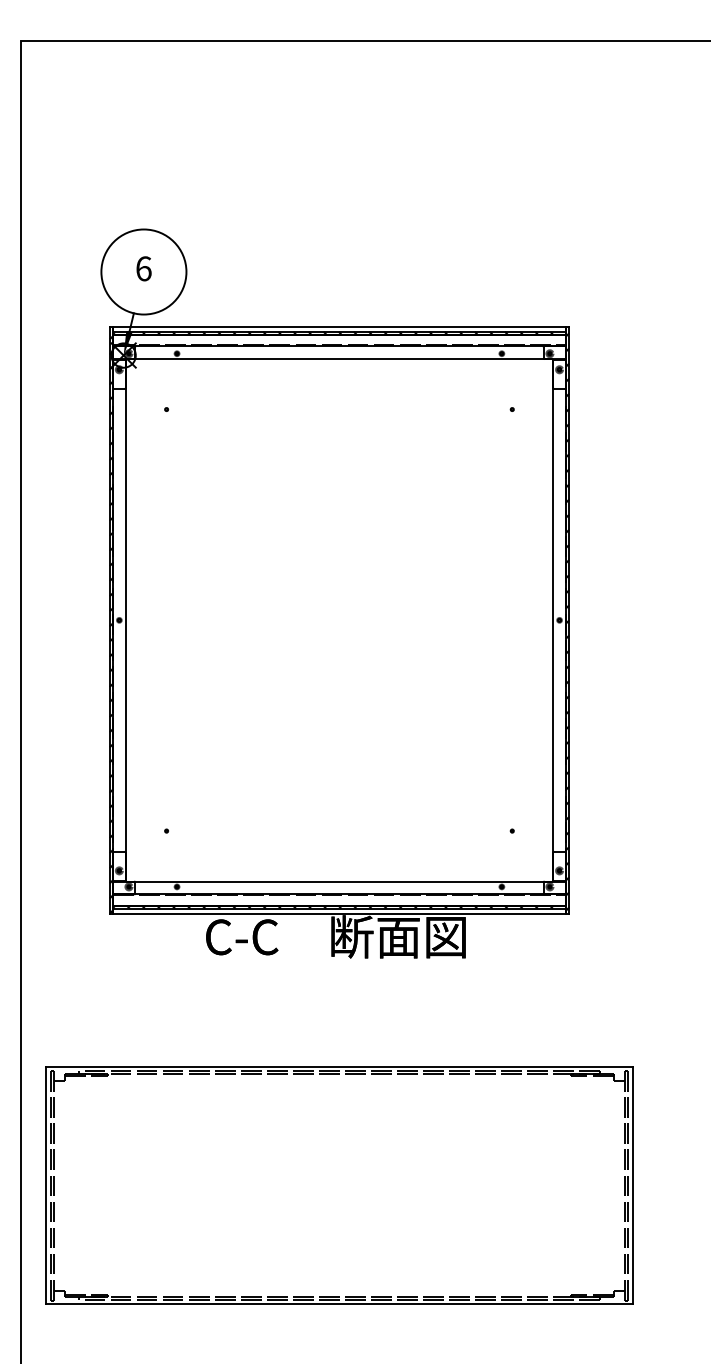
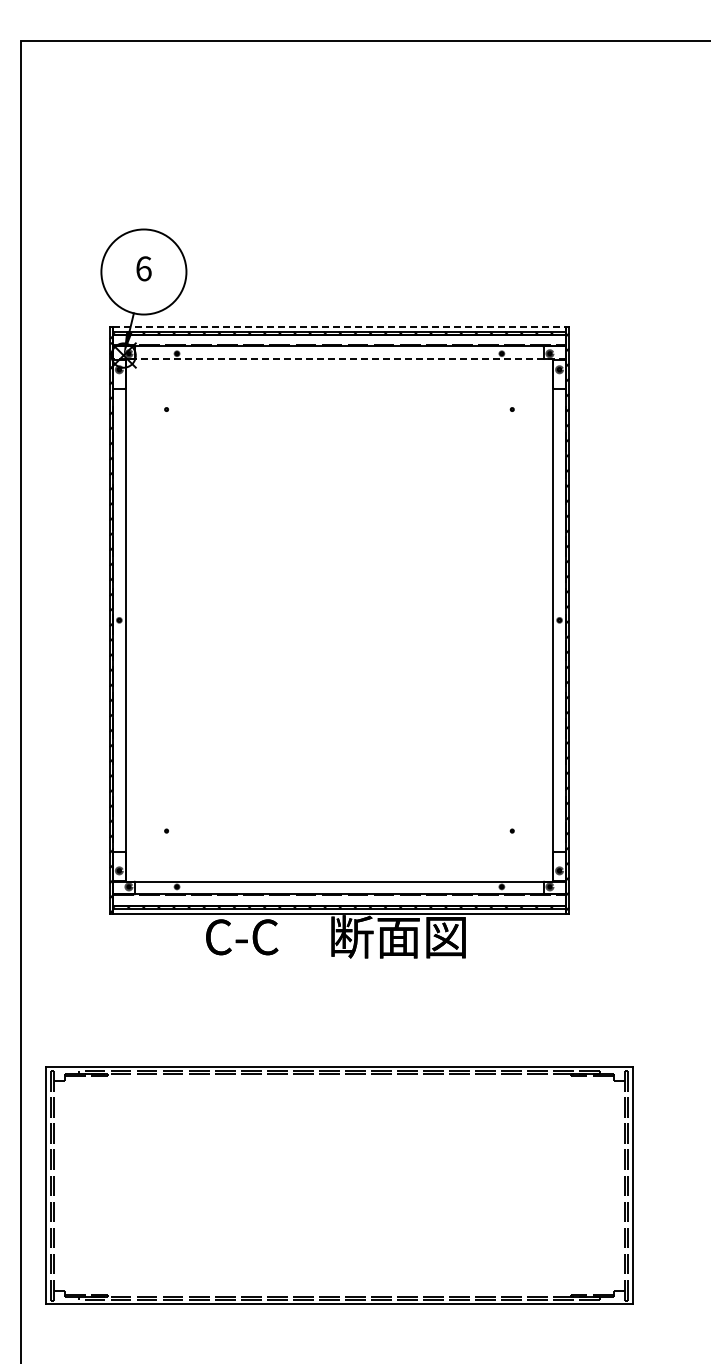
line: solid -> dashed (339, 327)
line: solid -> dashed (339, 359)
